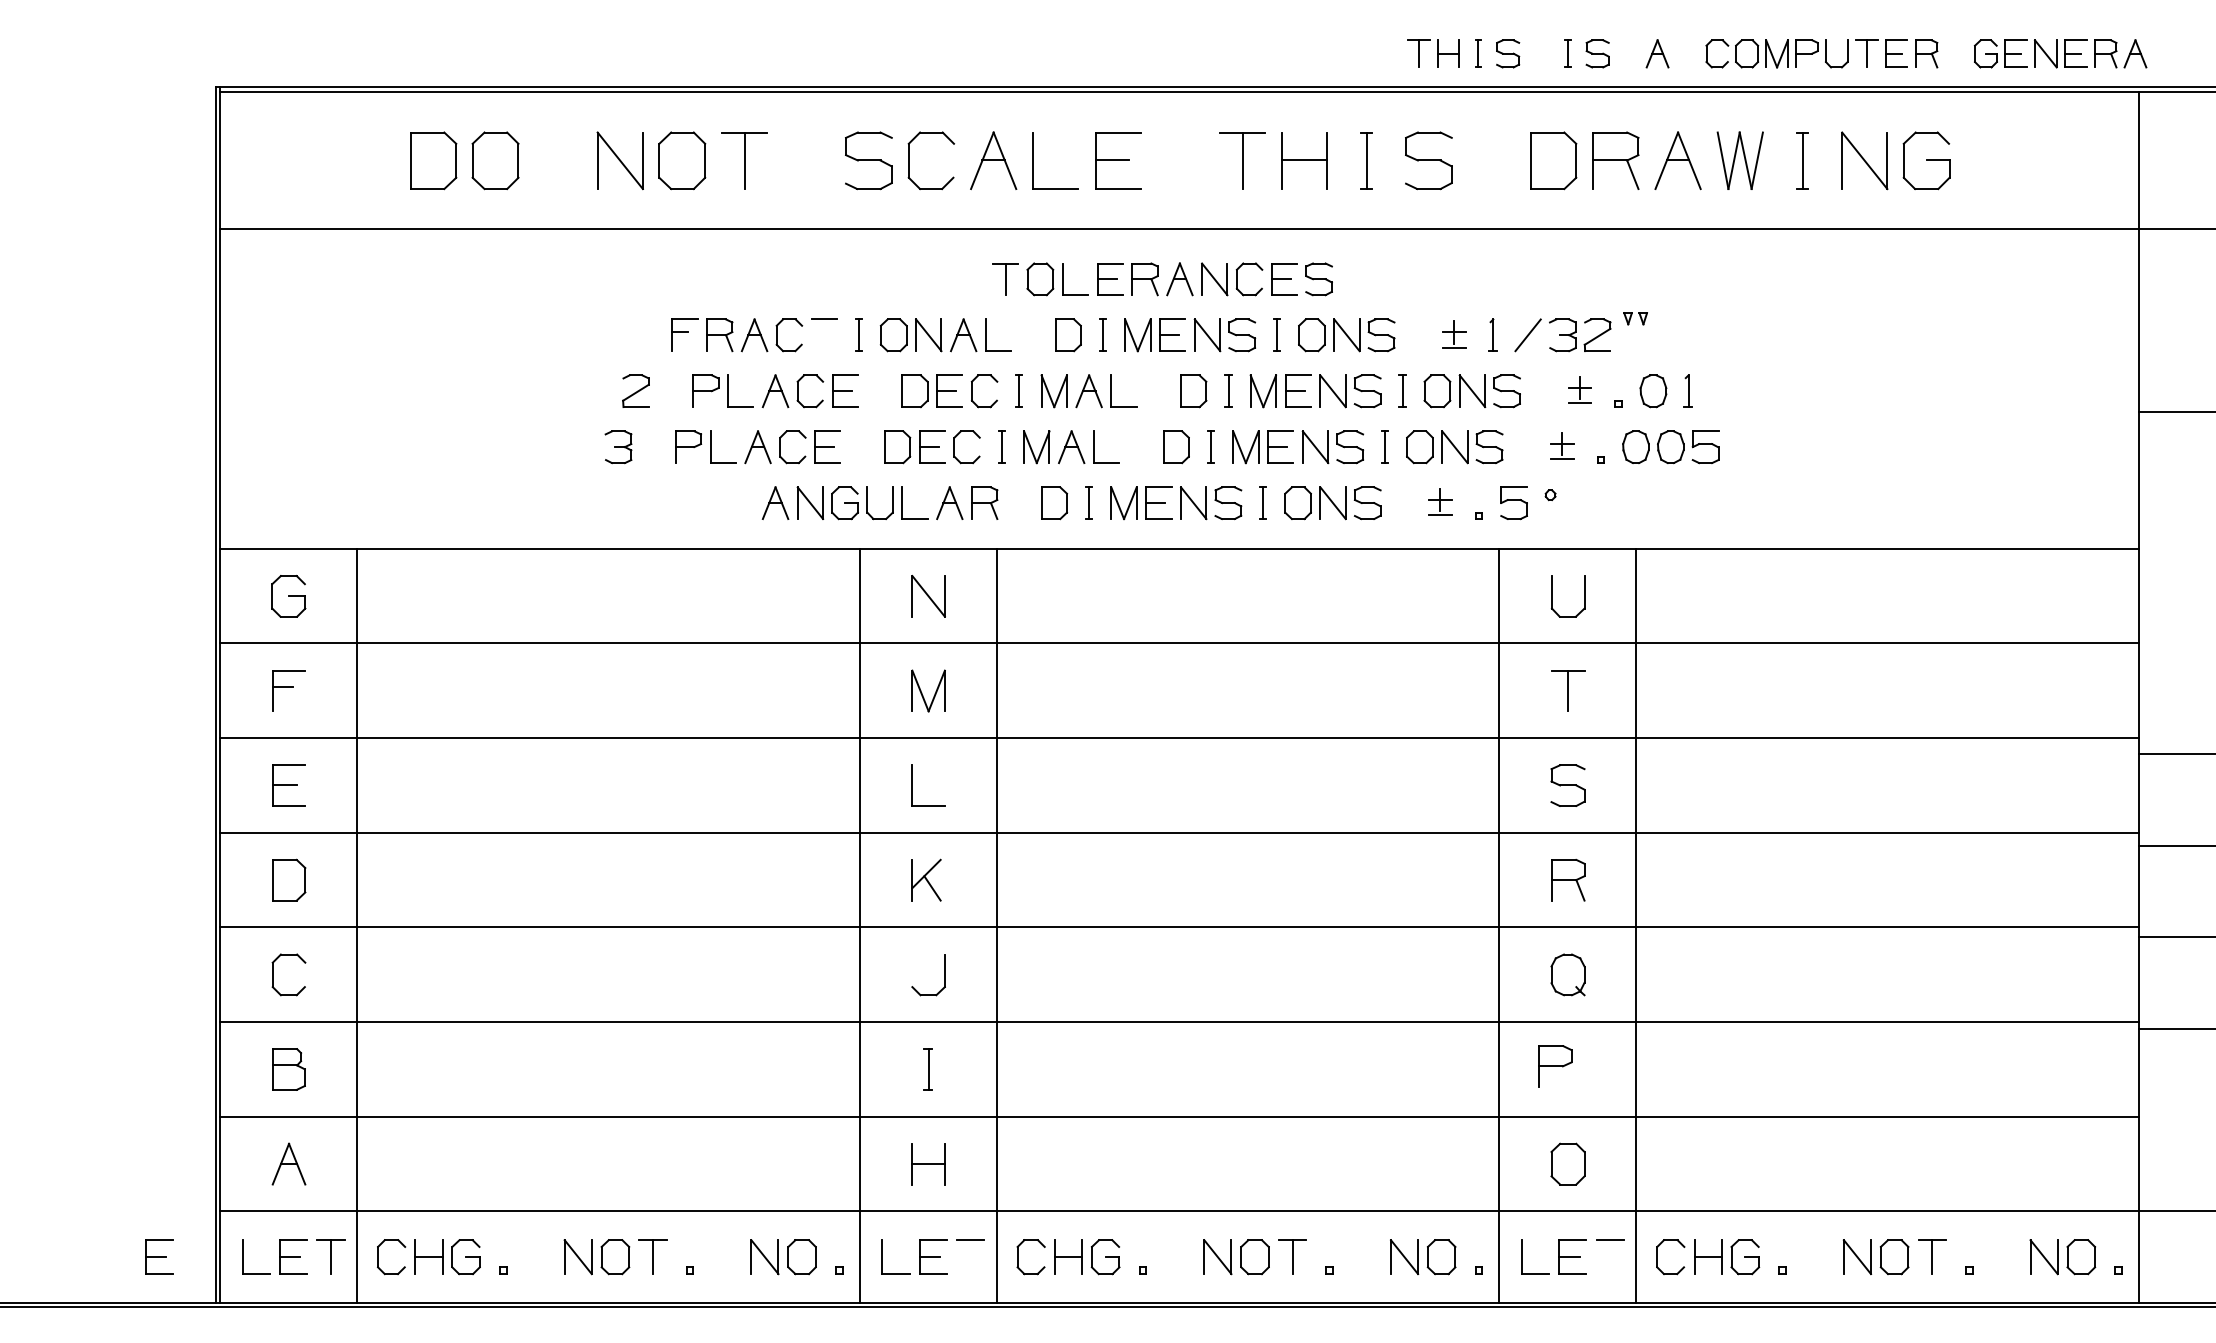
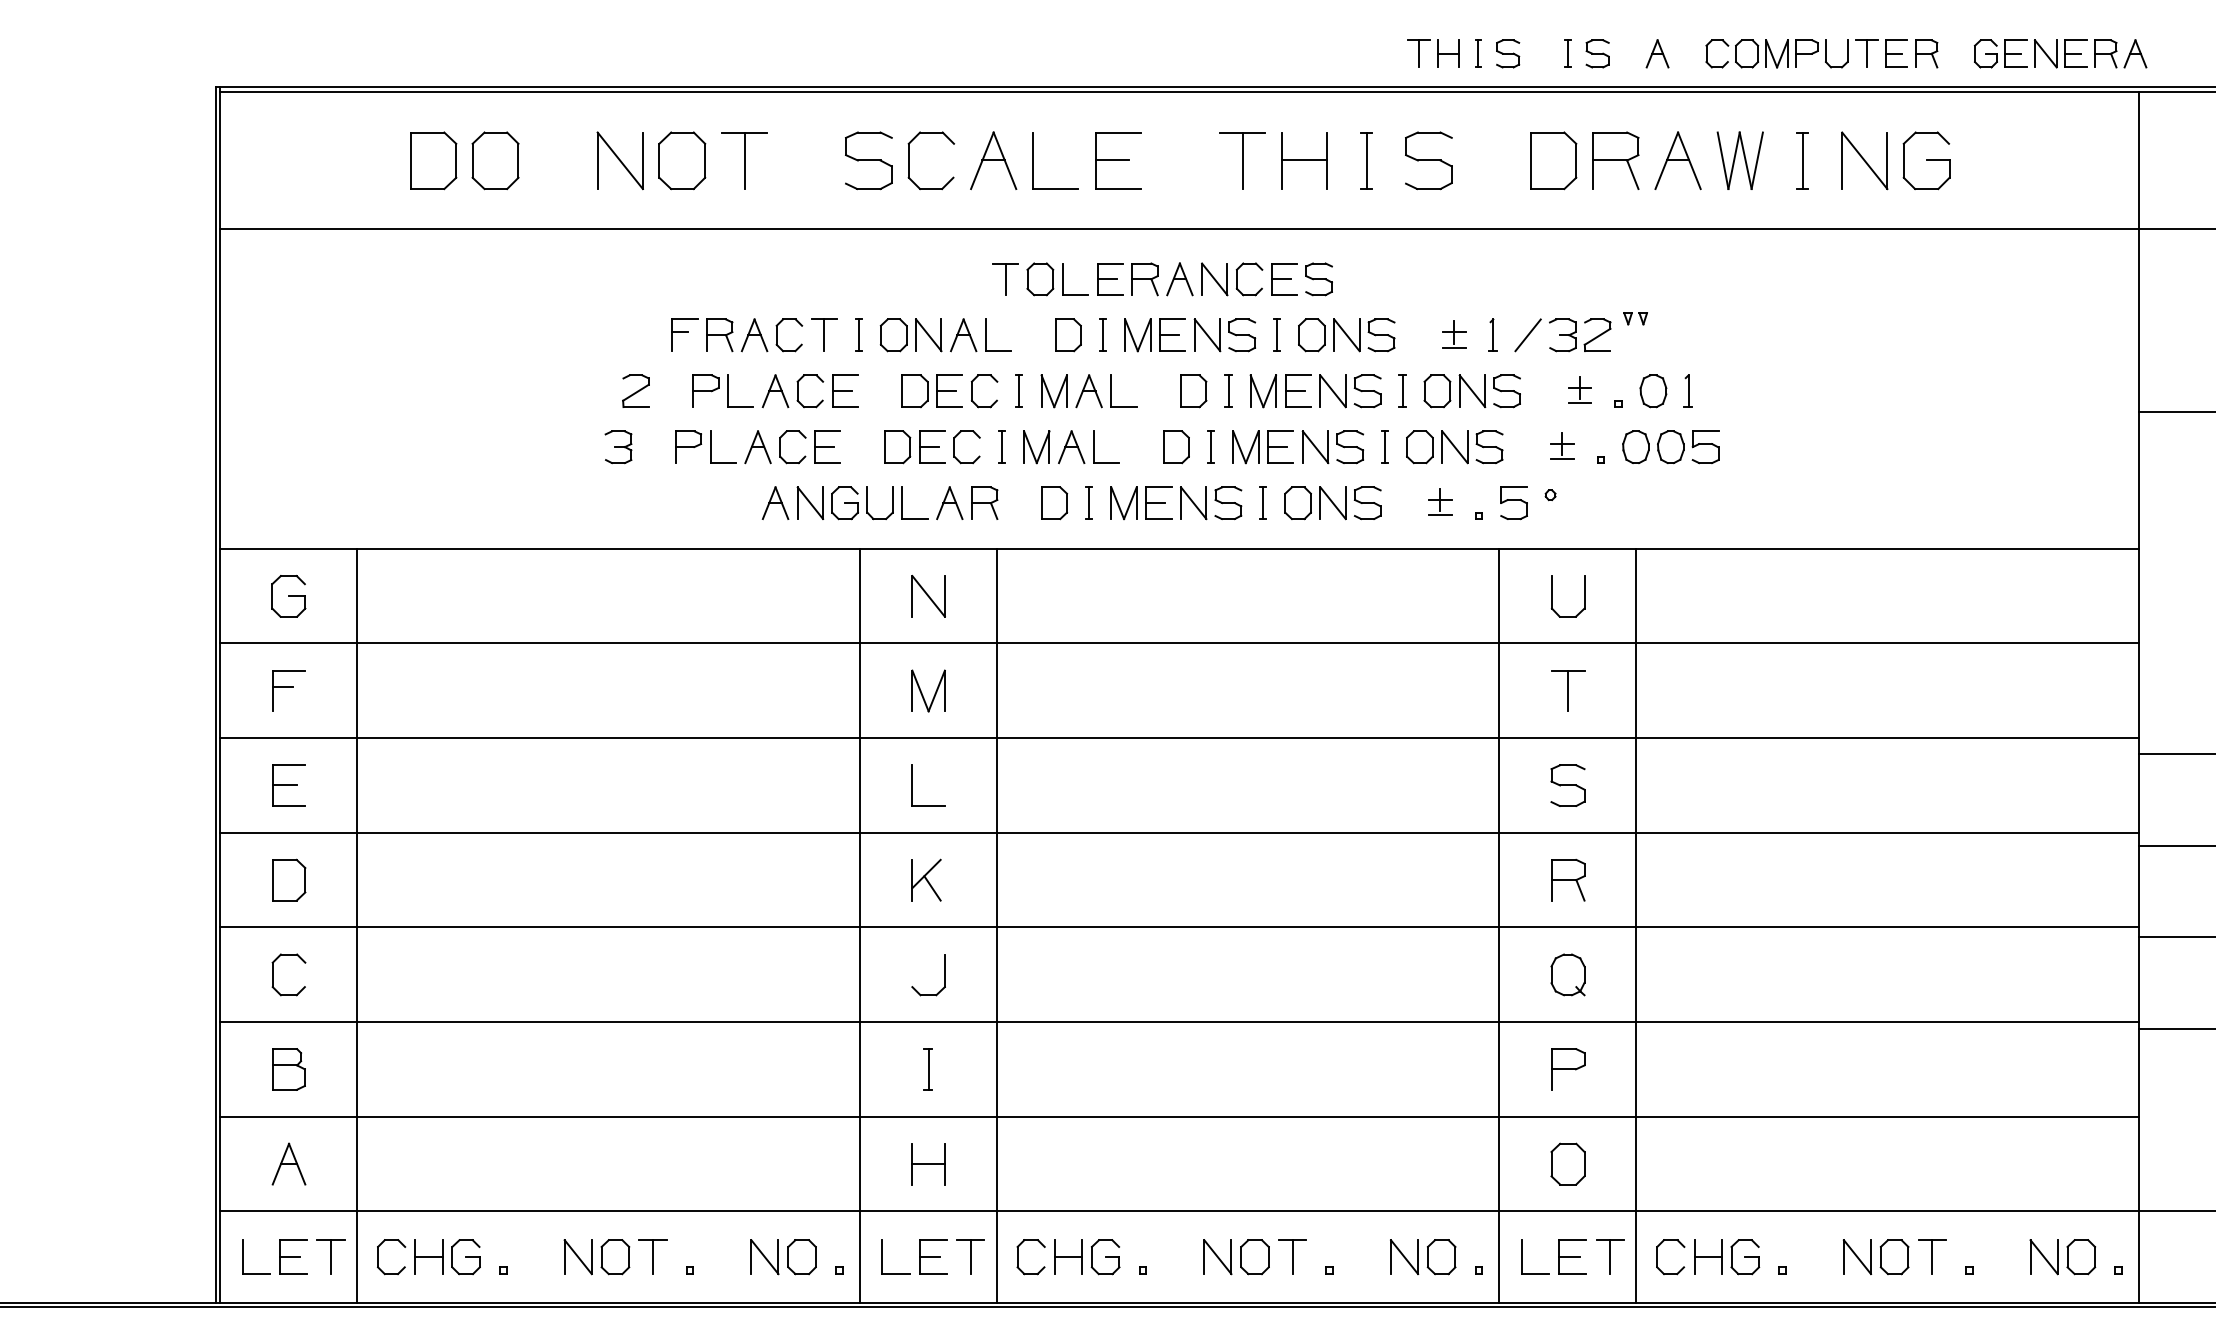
line: none -> present (824, 335)
part position: (1555, 1066) -> (1568, 1069) (1568, 1069)
part: present -> none (159, 1256)
line: none -> present (970, 1257)
line: none -> present (1610, 1257)
